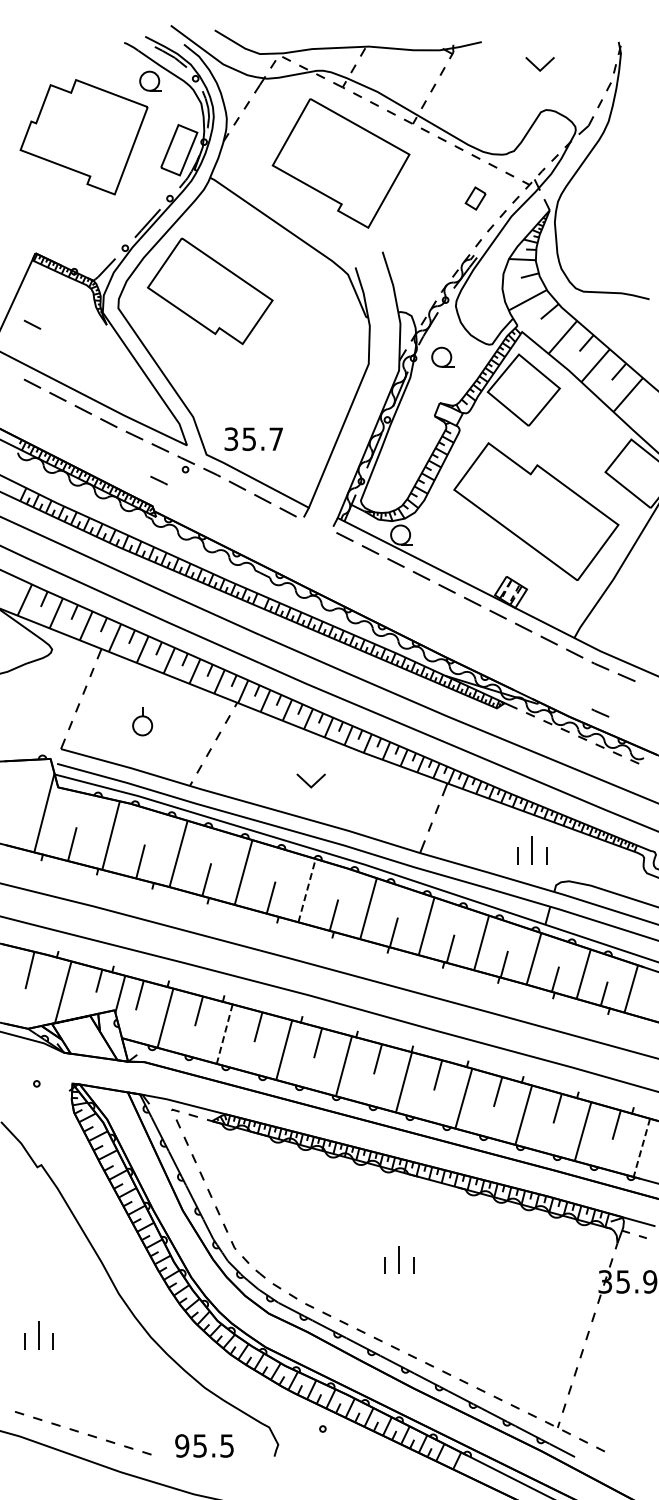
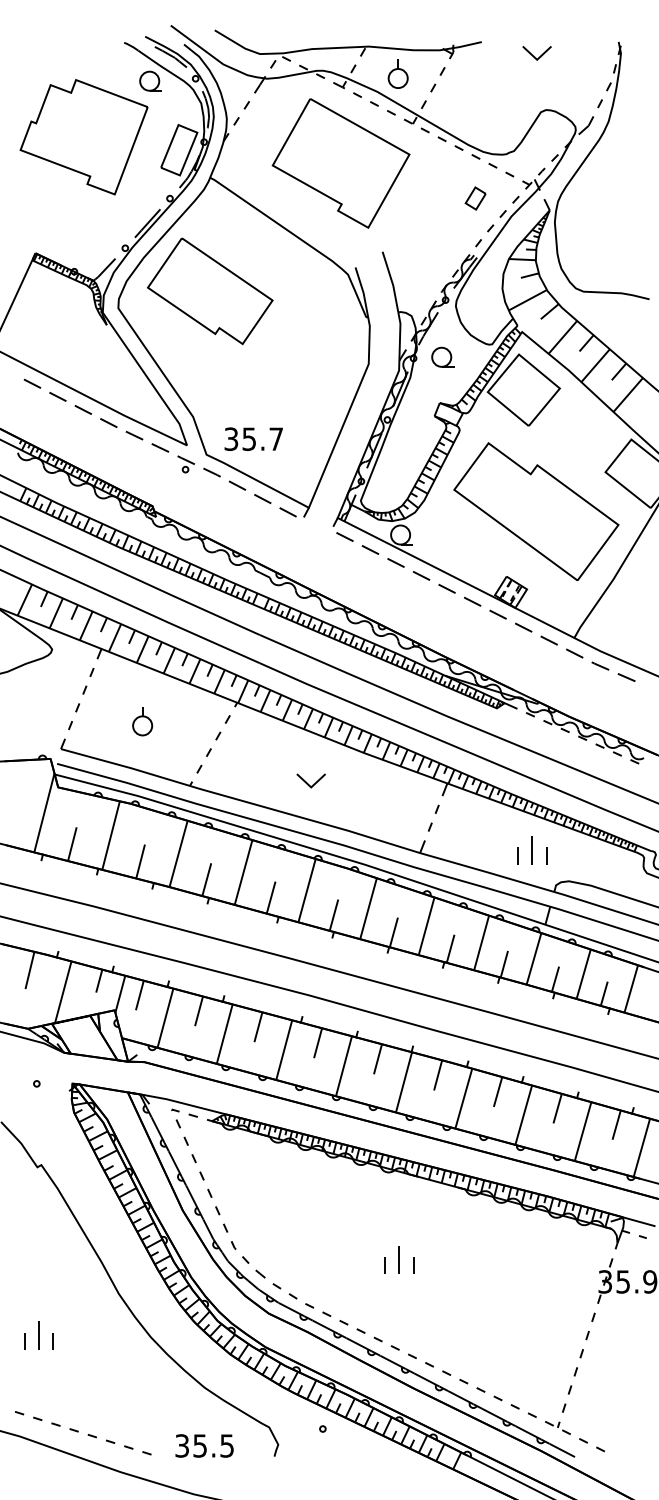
part position: (539, 64) -> (536, 53) (536, 53)
part: none -> present (397, 73)
line: present -> none (32, 324)
line: present -> none (158, 480)
line: present -> none (600, 712)
line: dashed -> solid (307, 890)
line: dashed -> solid (224, 1034)
line: dashed -> solid (641, 1148)
text: 95.5 -> 35.5 (182, 1445)
